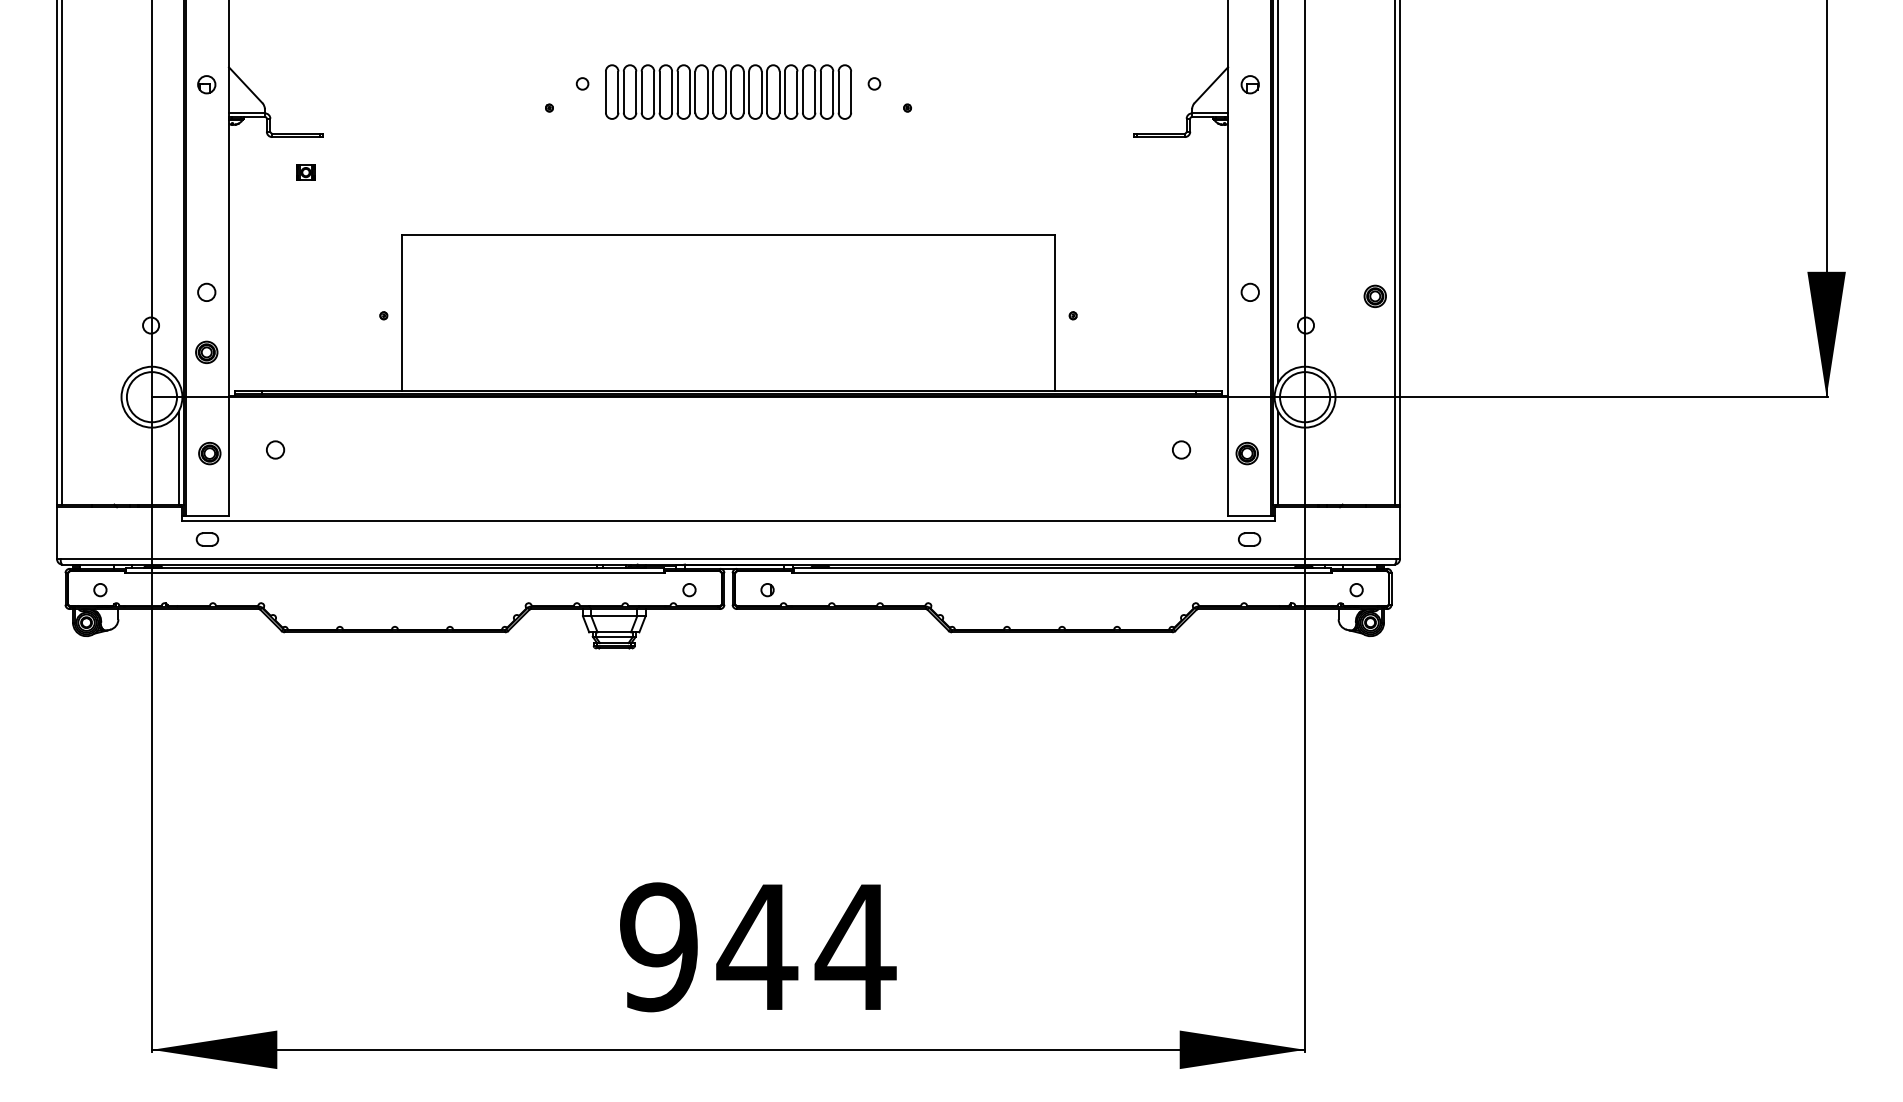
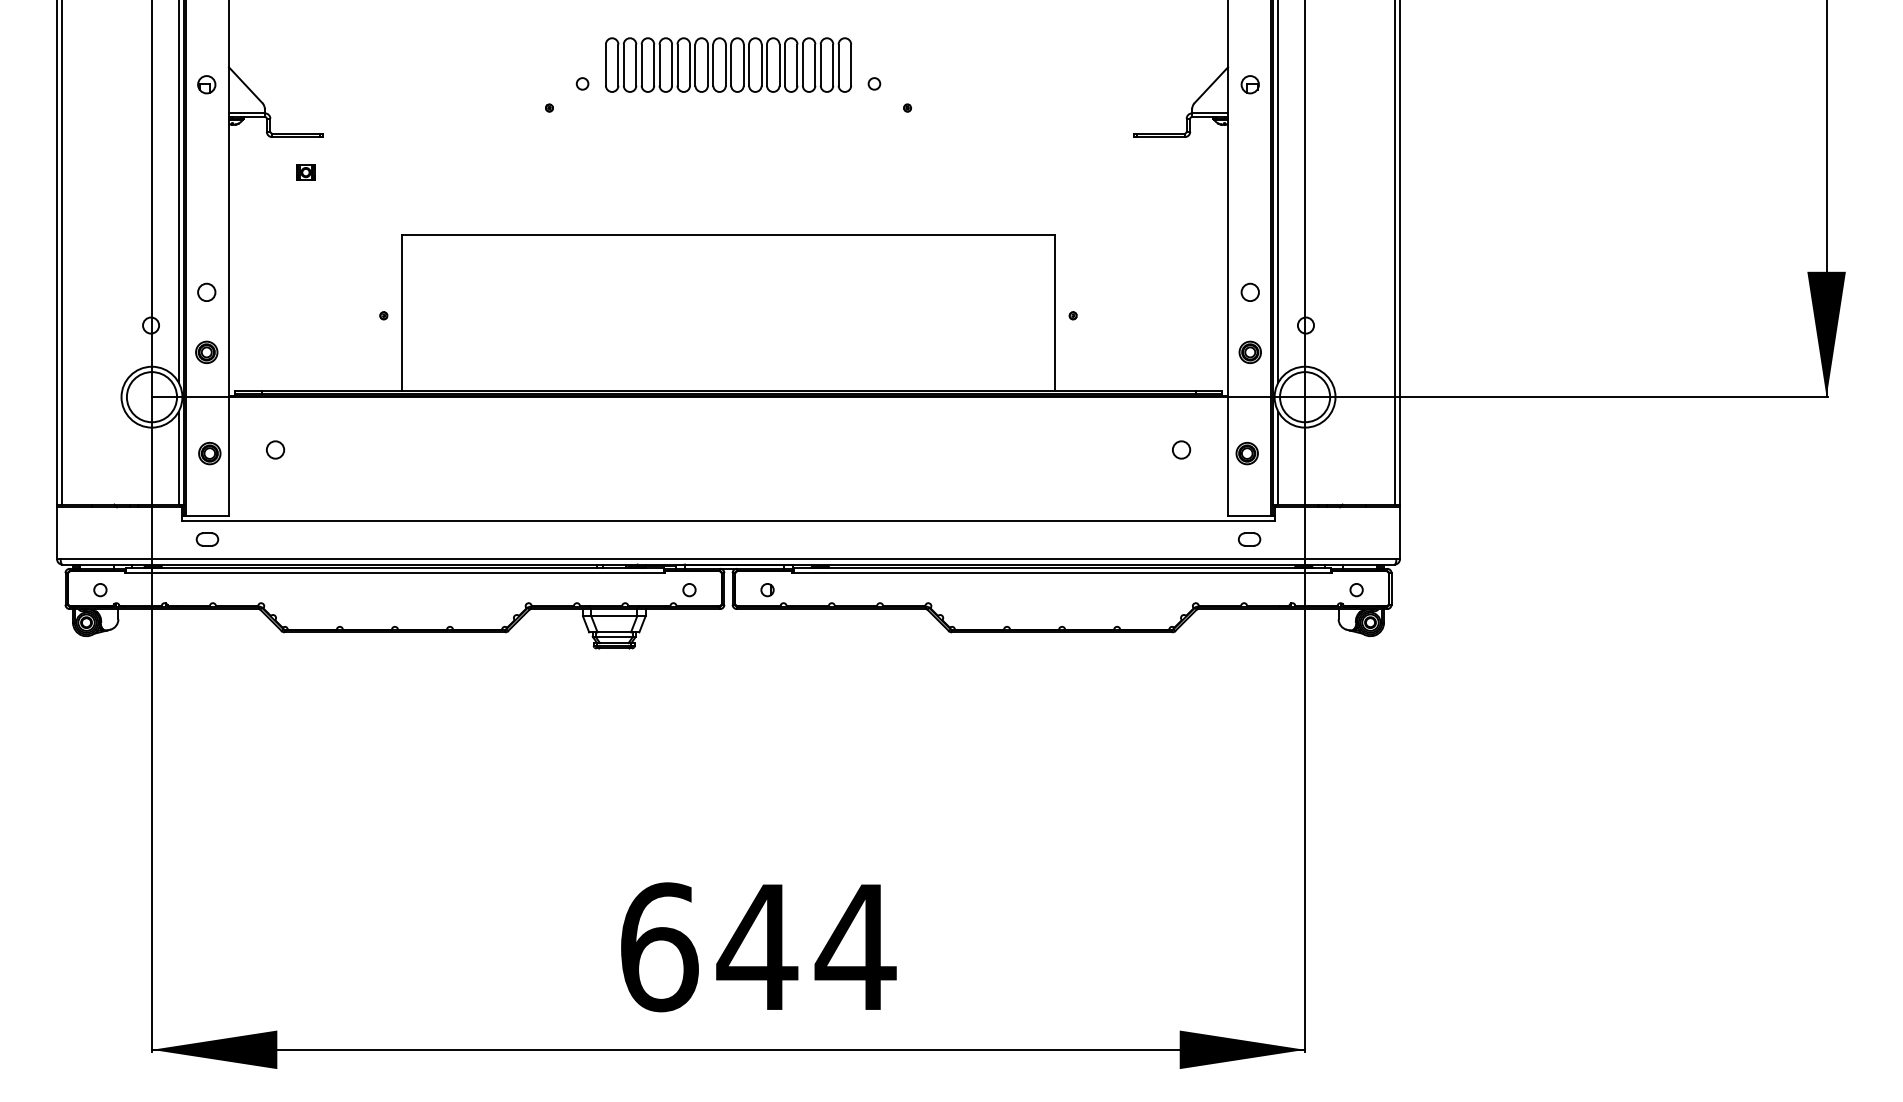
part position: (728, 91) -> (728, 64) (728, 64)
line: none -> present (178, 192)
part position: (1374, 295) -> (1249, 351) (1249, 351)
text: 944 -> 644 (659, 947)
